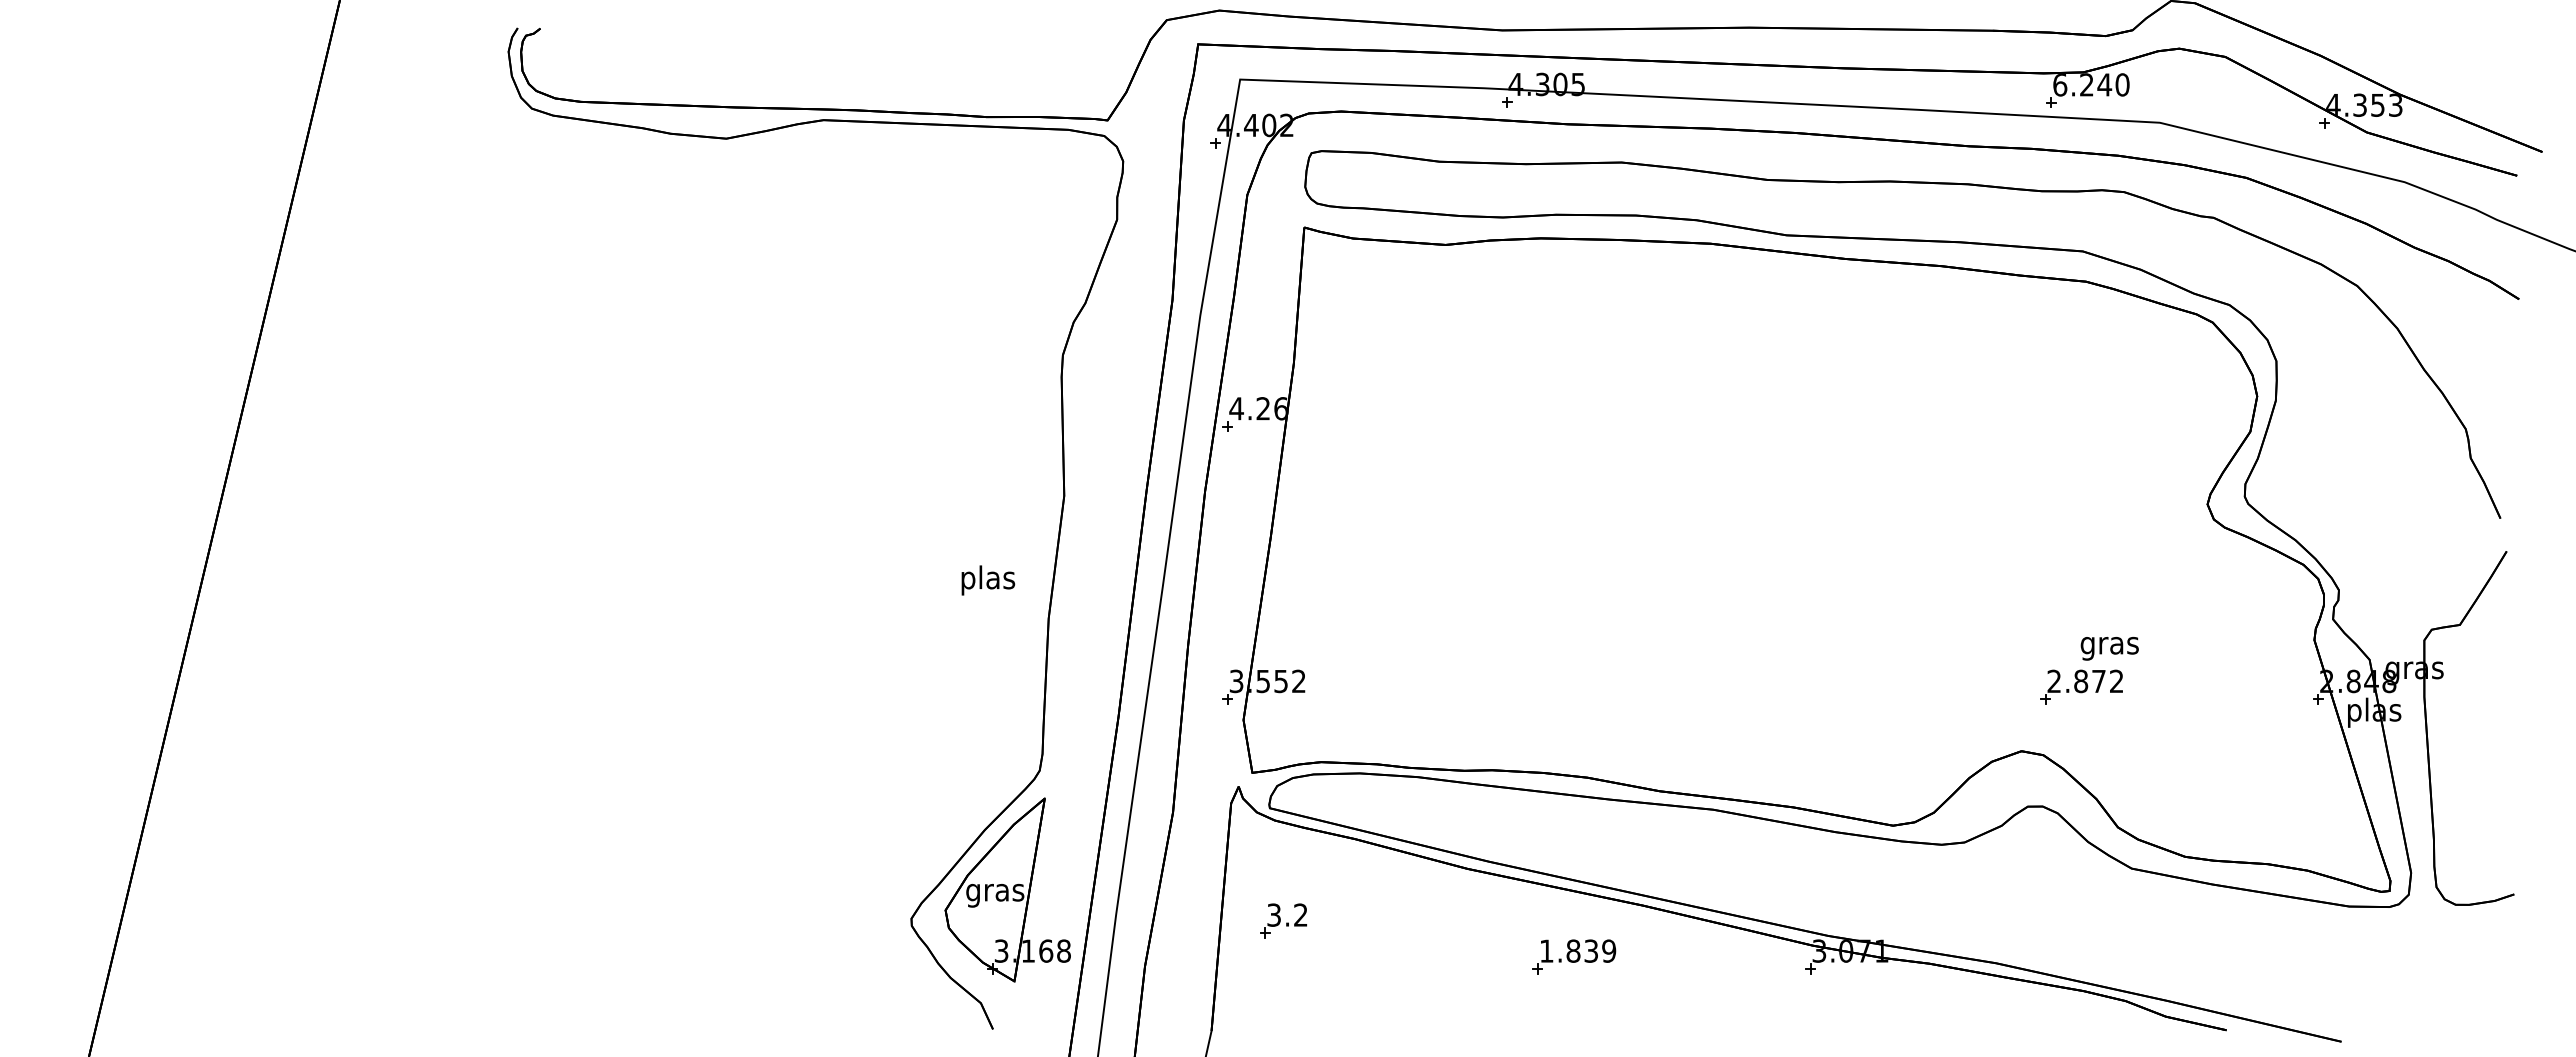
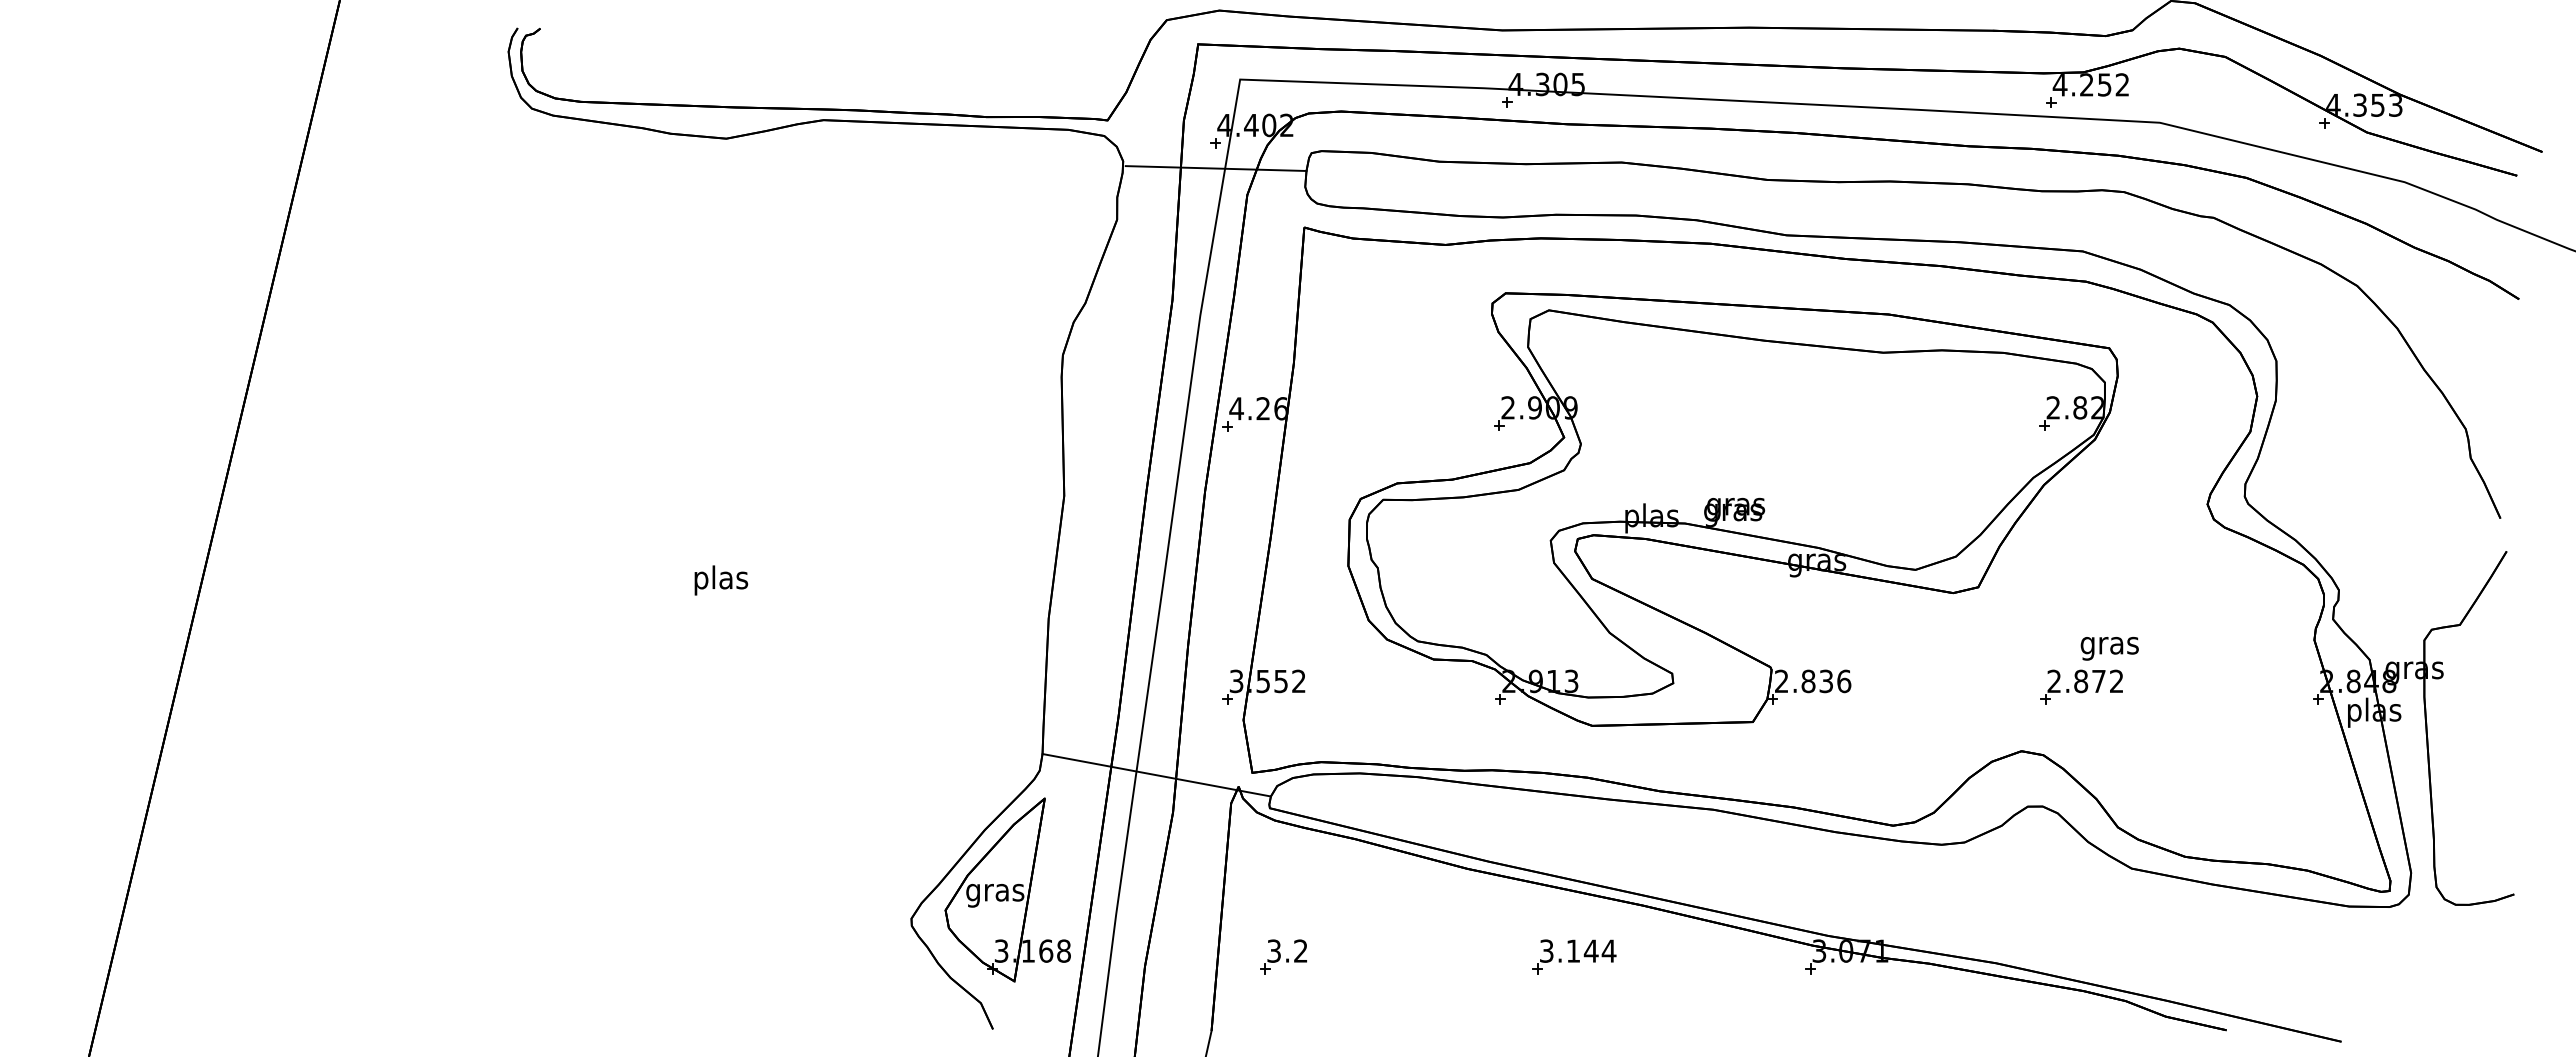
text: 6.240 -> 4.252 (2090, 84)
line: none -> present (1215, 168)
part: none -> present (1732, 509)
text position: (988, 580) -> (721, 580) (721, 580)
line: none -> present (1156, 775)
part position: (1283, 920) -> (1283, 956) (1283, 956)
text: 1.839 -> 3.144 (1578, 950)
